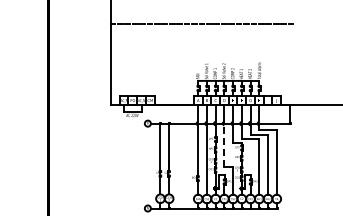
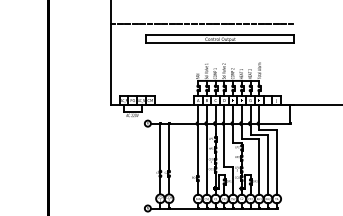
part: none -> present (219, 38)
line: dashed -> solid (224, 146)
